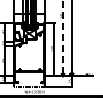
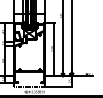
line: dashed -> solid (62, 36)
